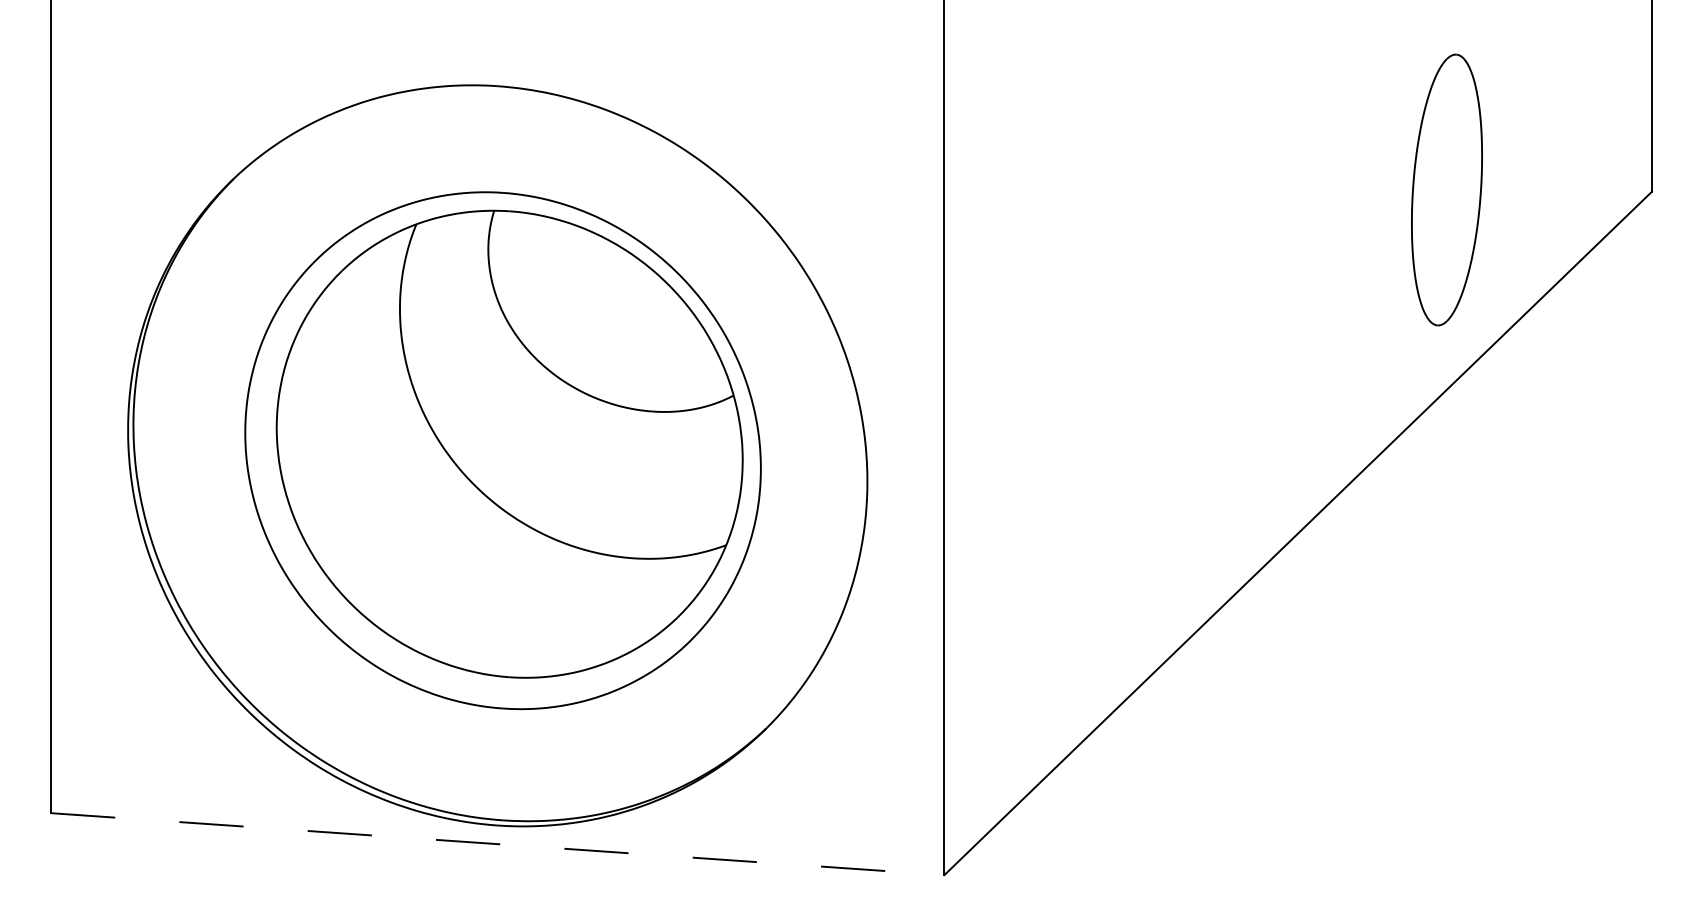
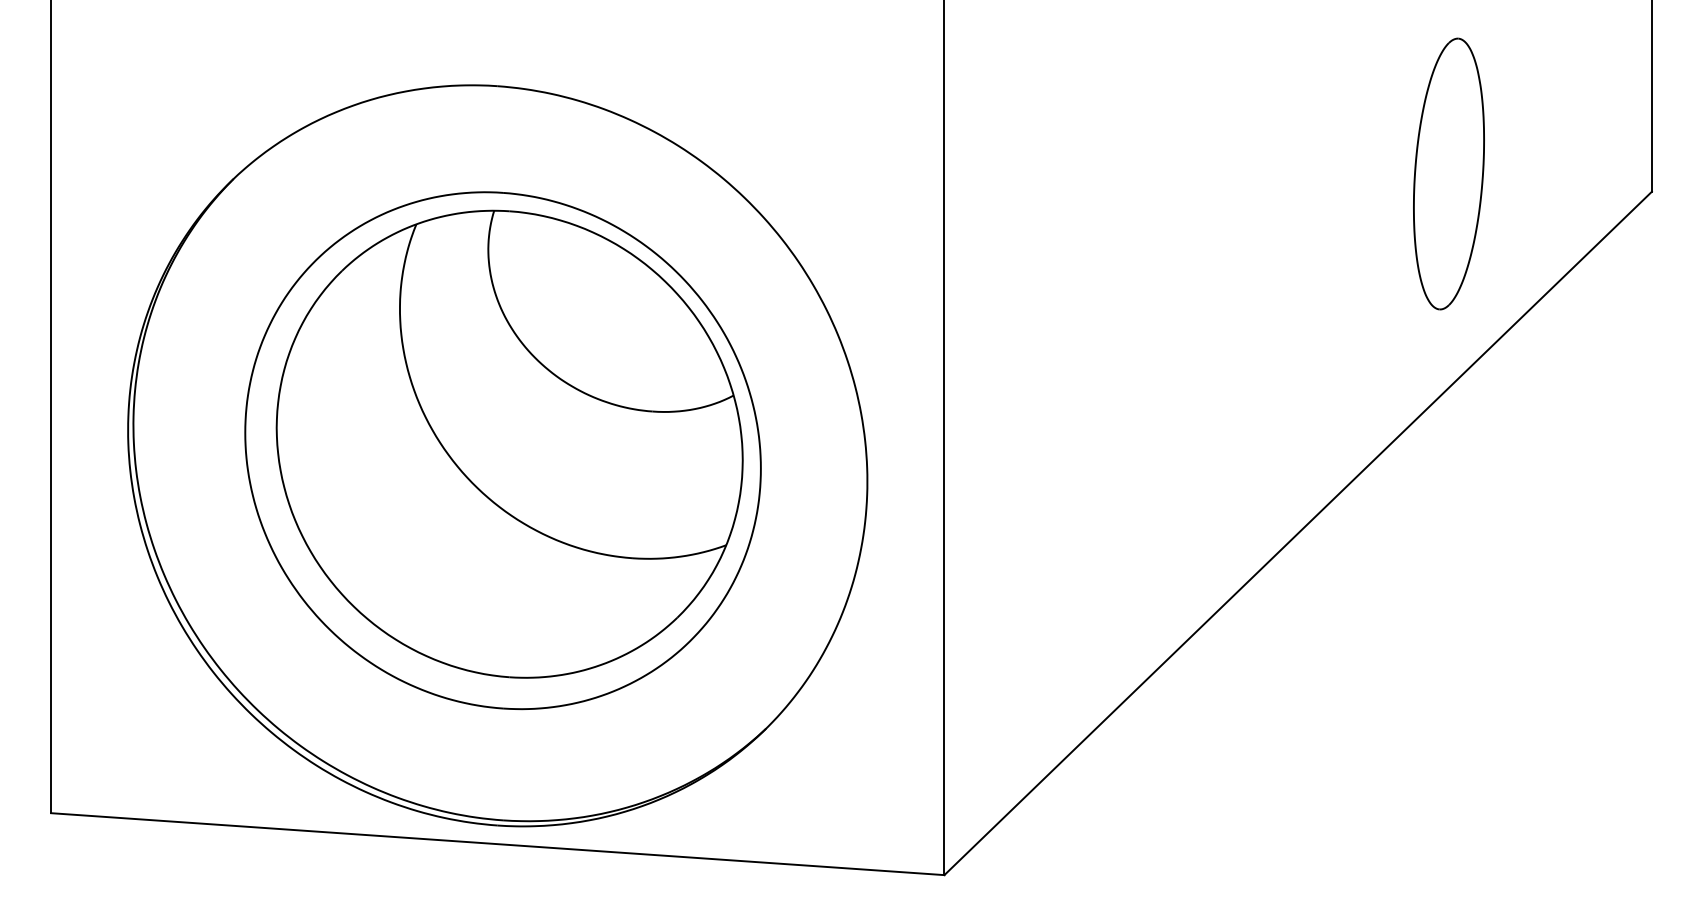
part position: (1446, 189) -> (1448, 173) (1448, 173)
line: dashed -> solid (497, 844)
